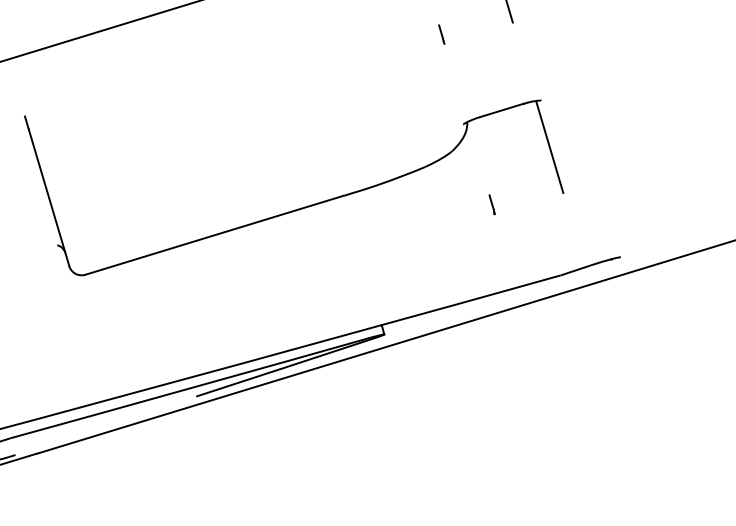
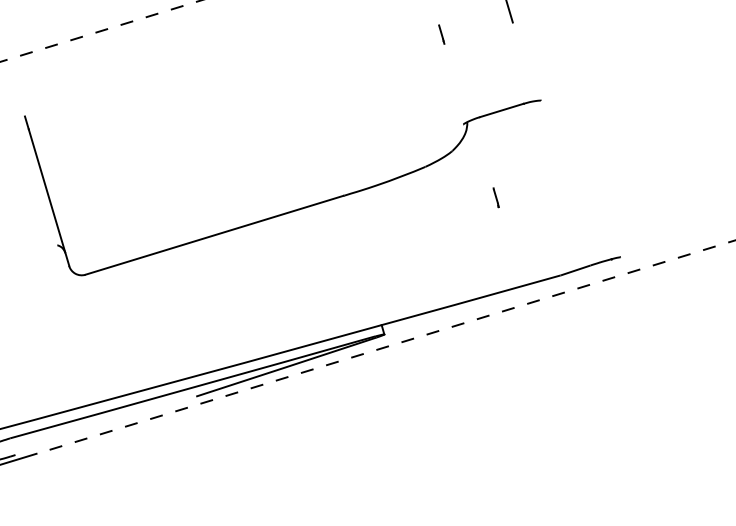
line: solid -> dashed (100, 31)
line: present -> none (549, 146)
line position: (491, 204) -> (495, 197) (495, 197)
line: solid -> dashed (386, 346)
